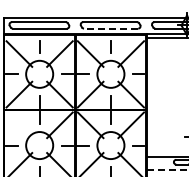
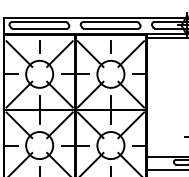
line: dashed -> solid (110, 28)
line: none -> present (19, 125)
line: dashed -> solid (167, 170)
